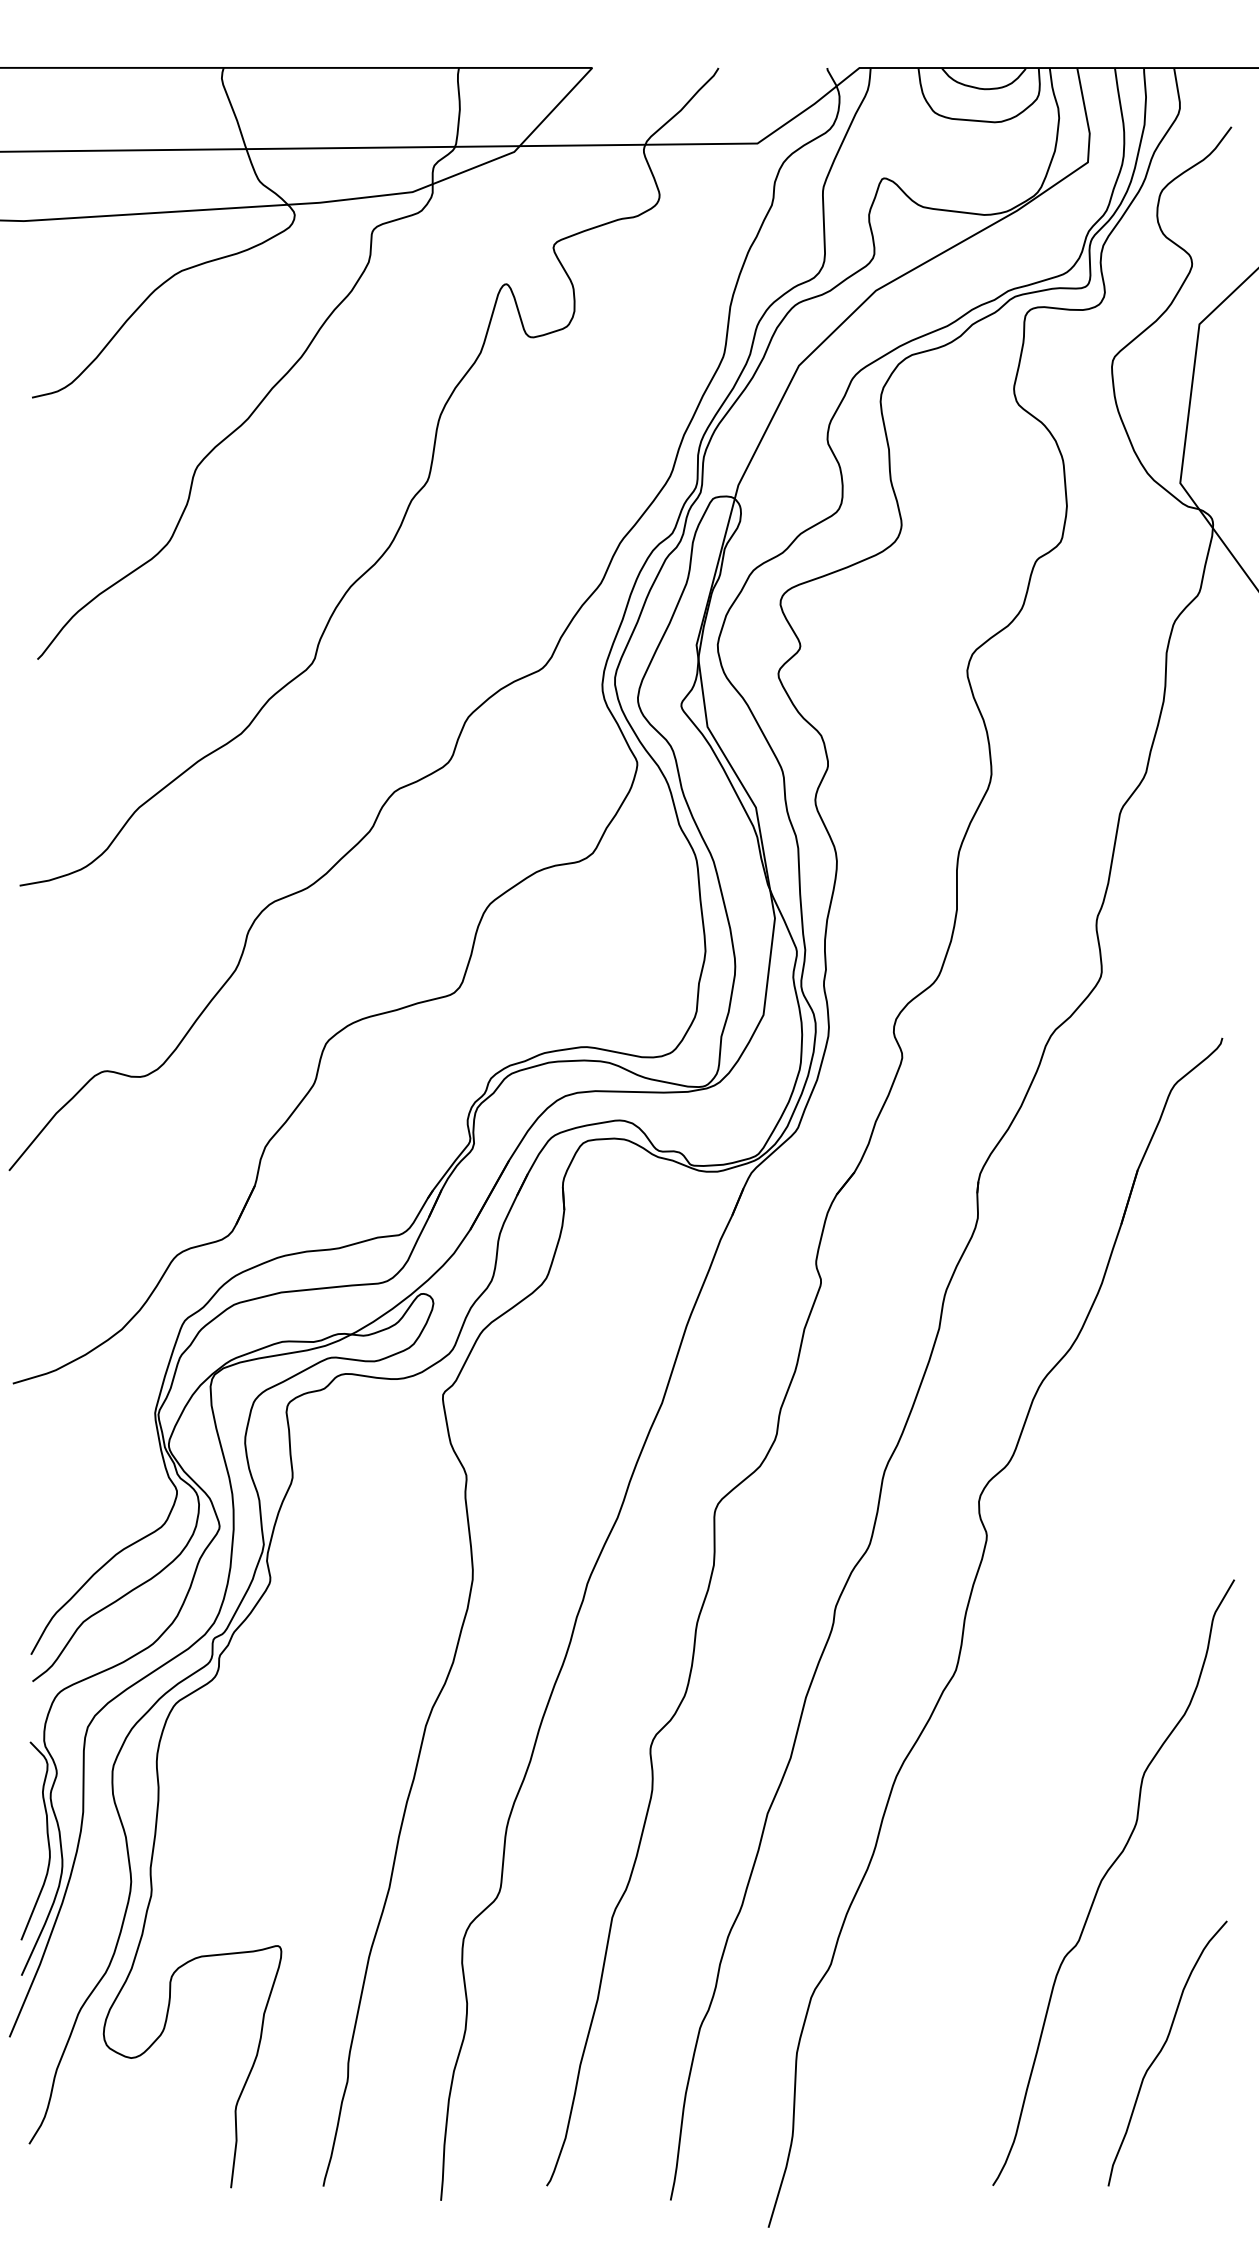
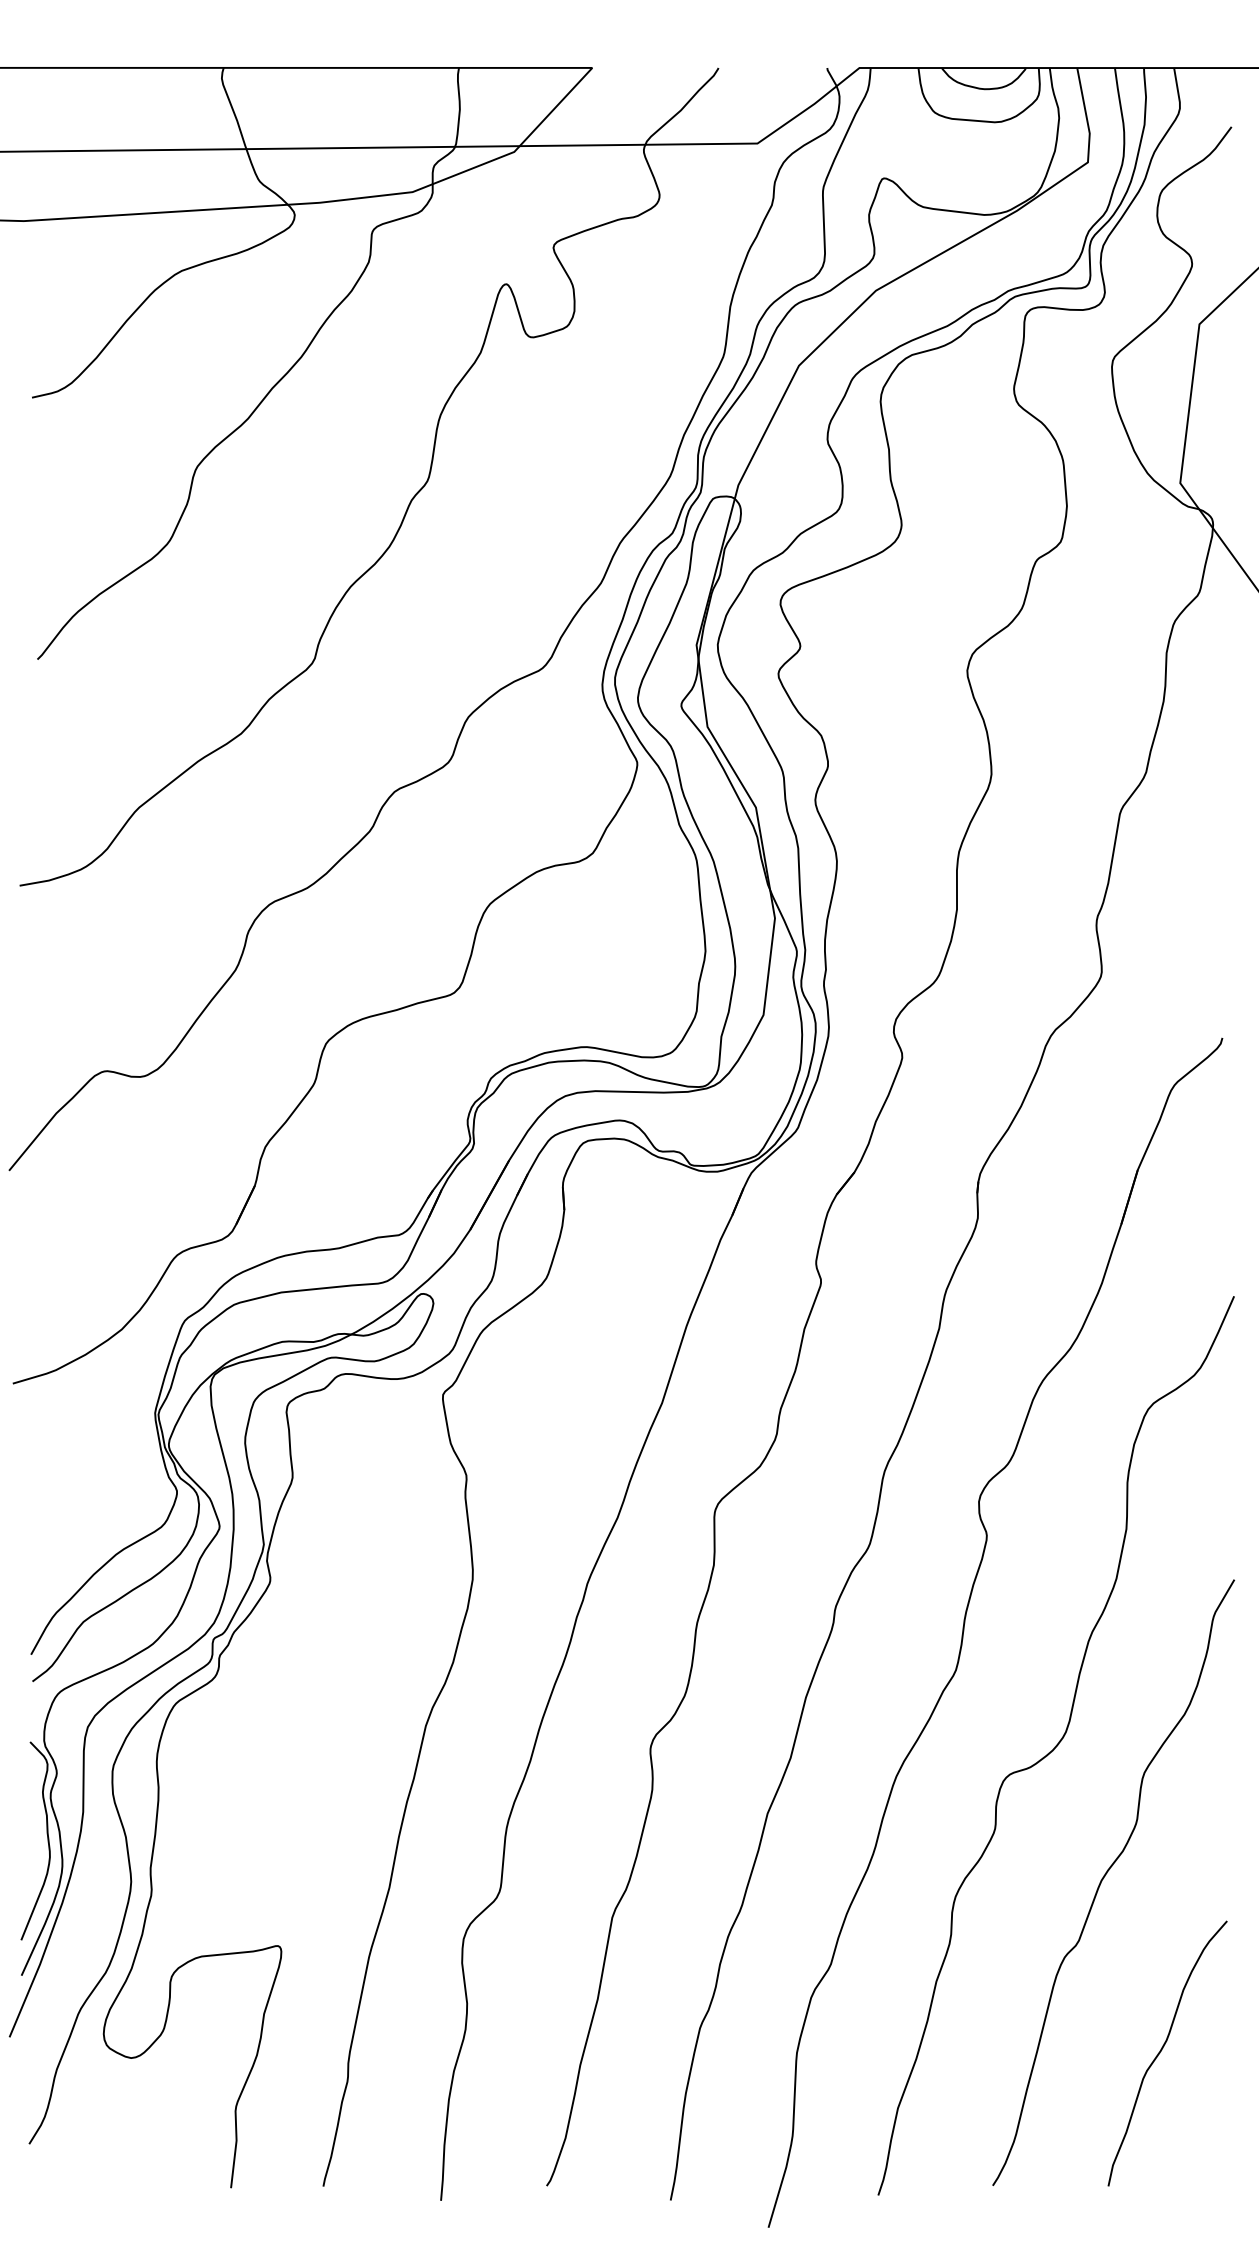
curve: none -> present (1055, 1745)
